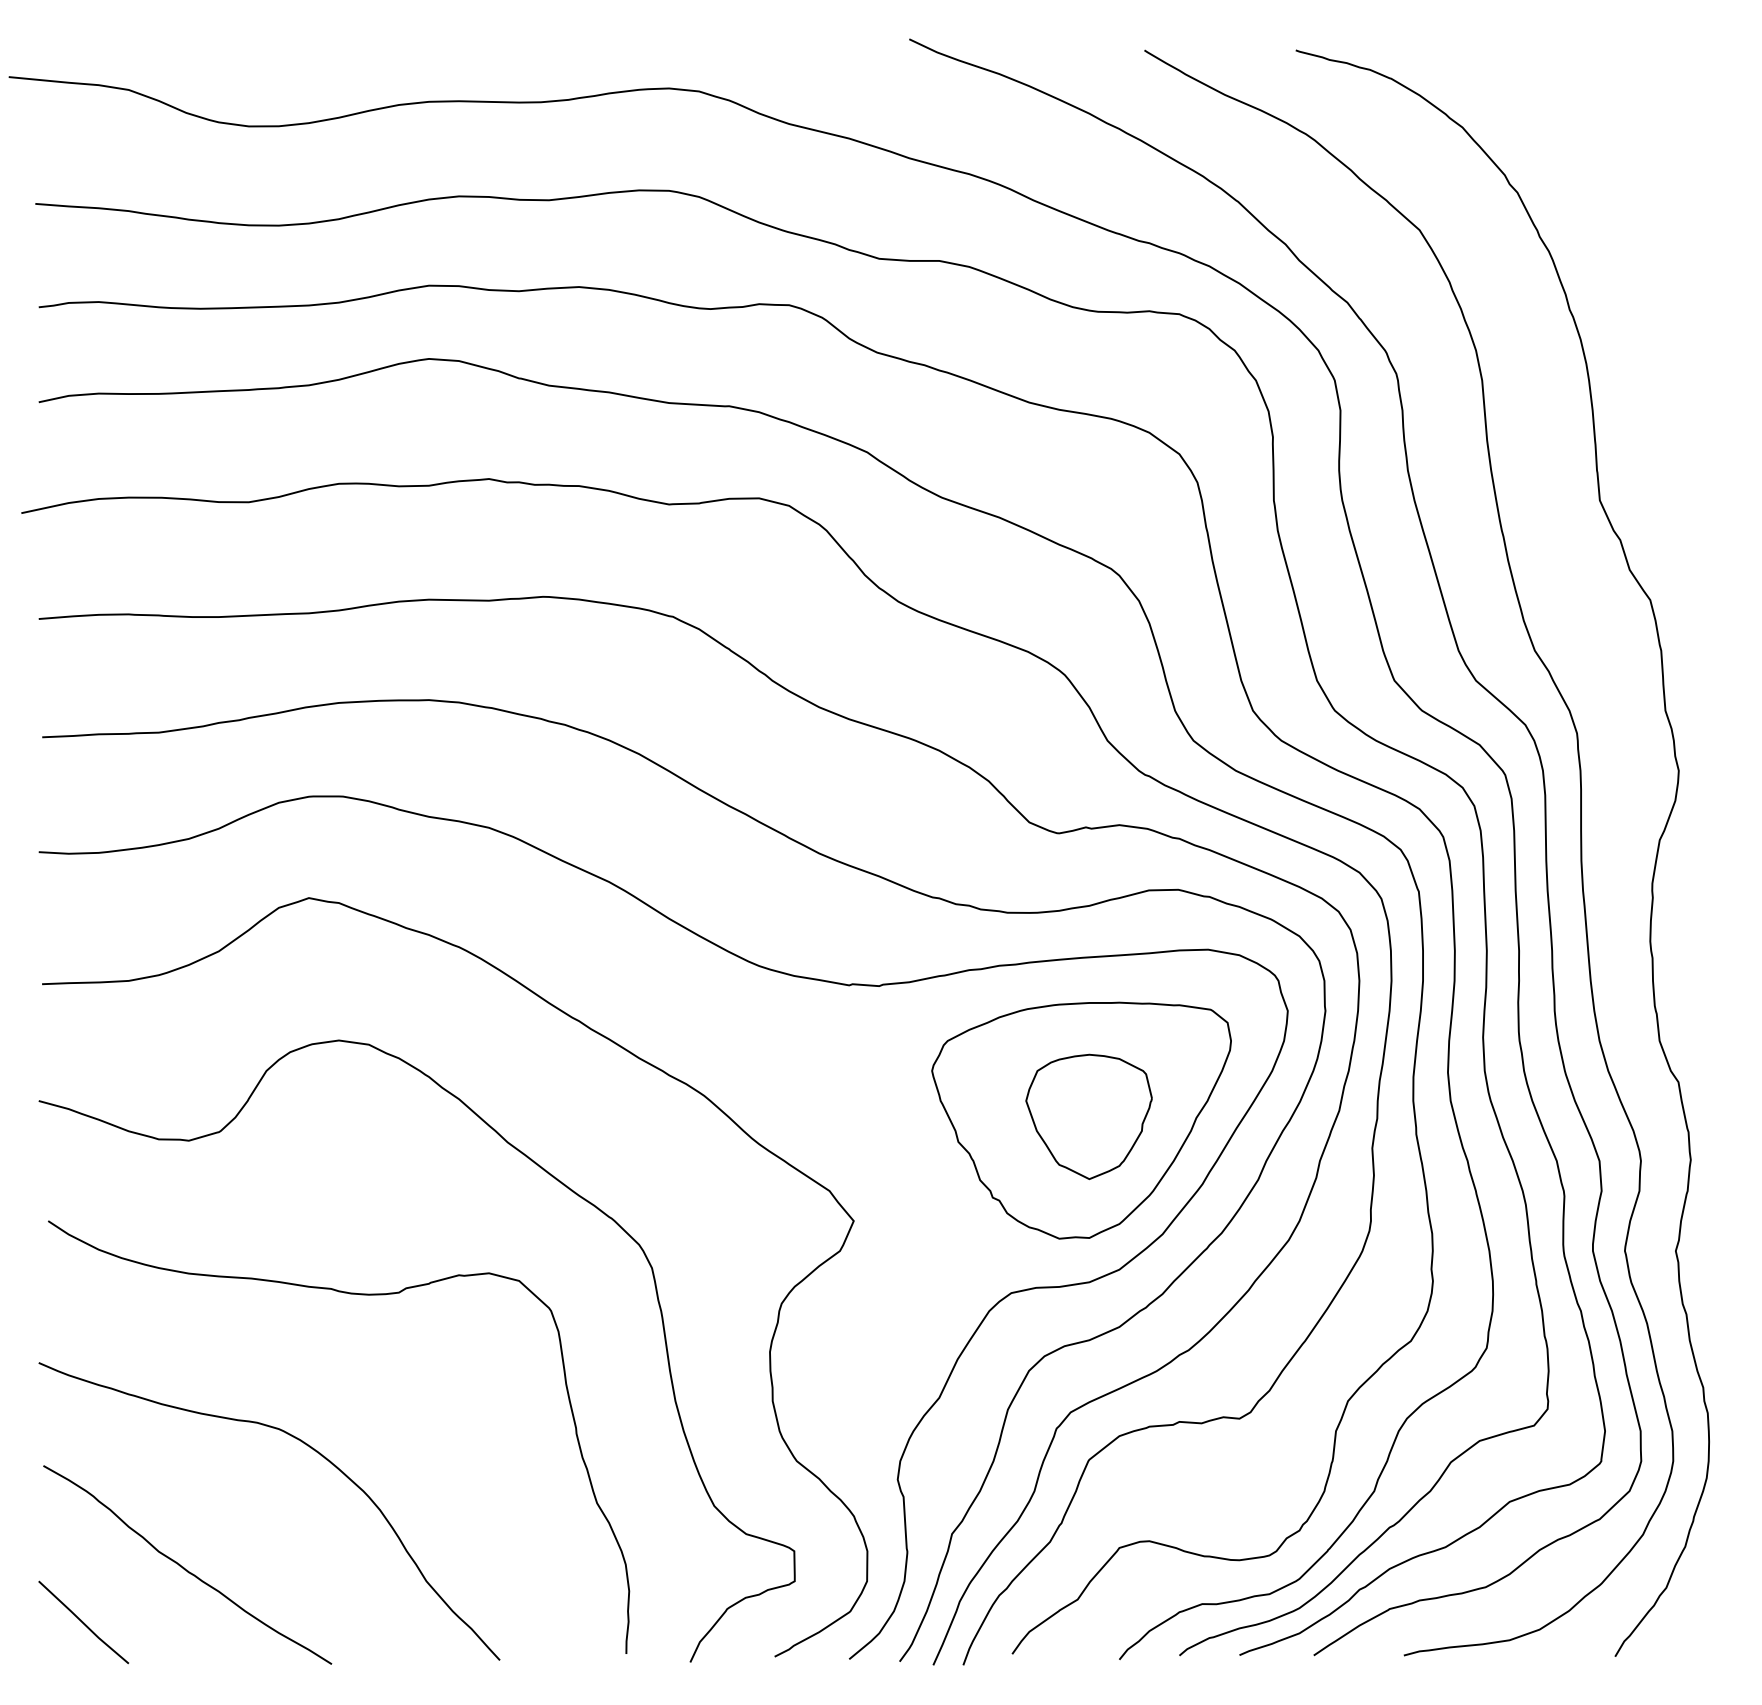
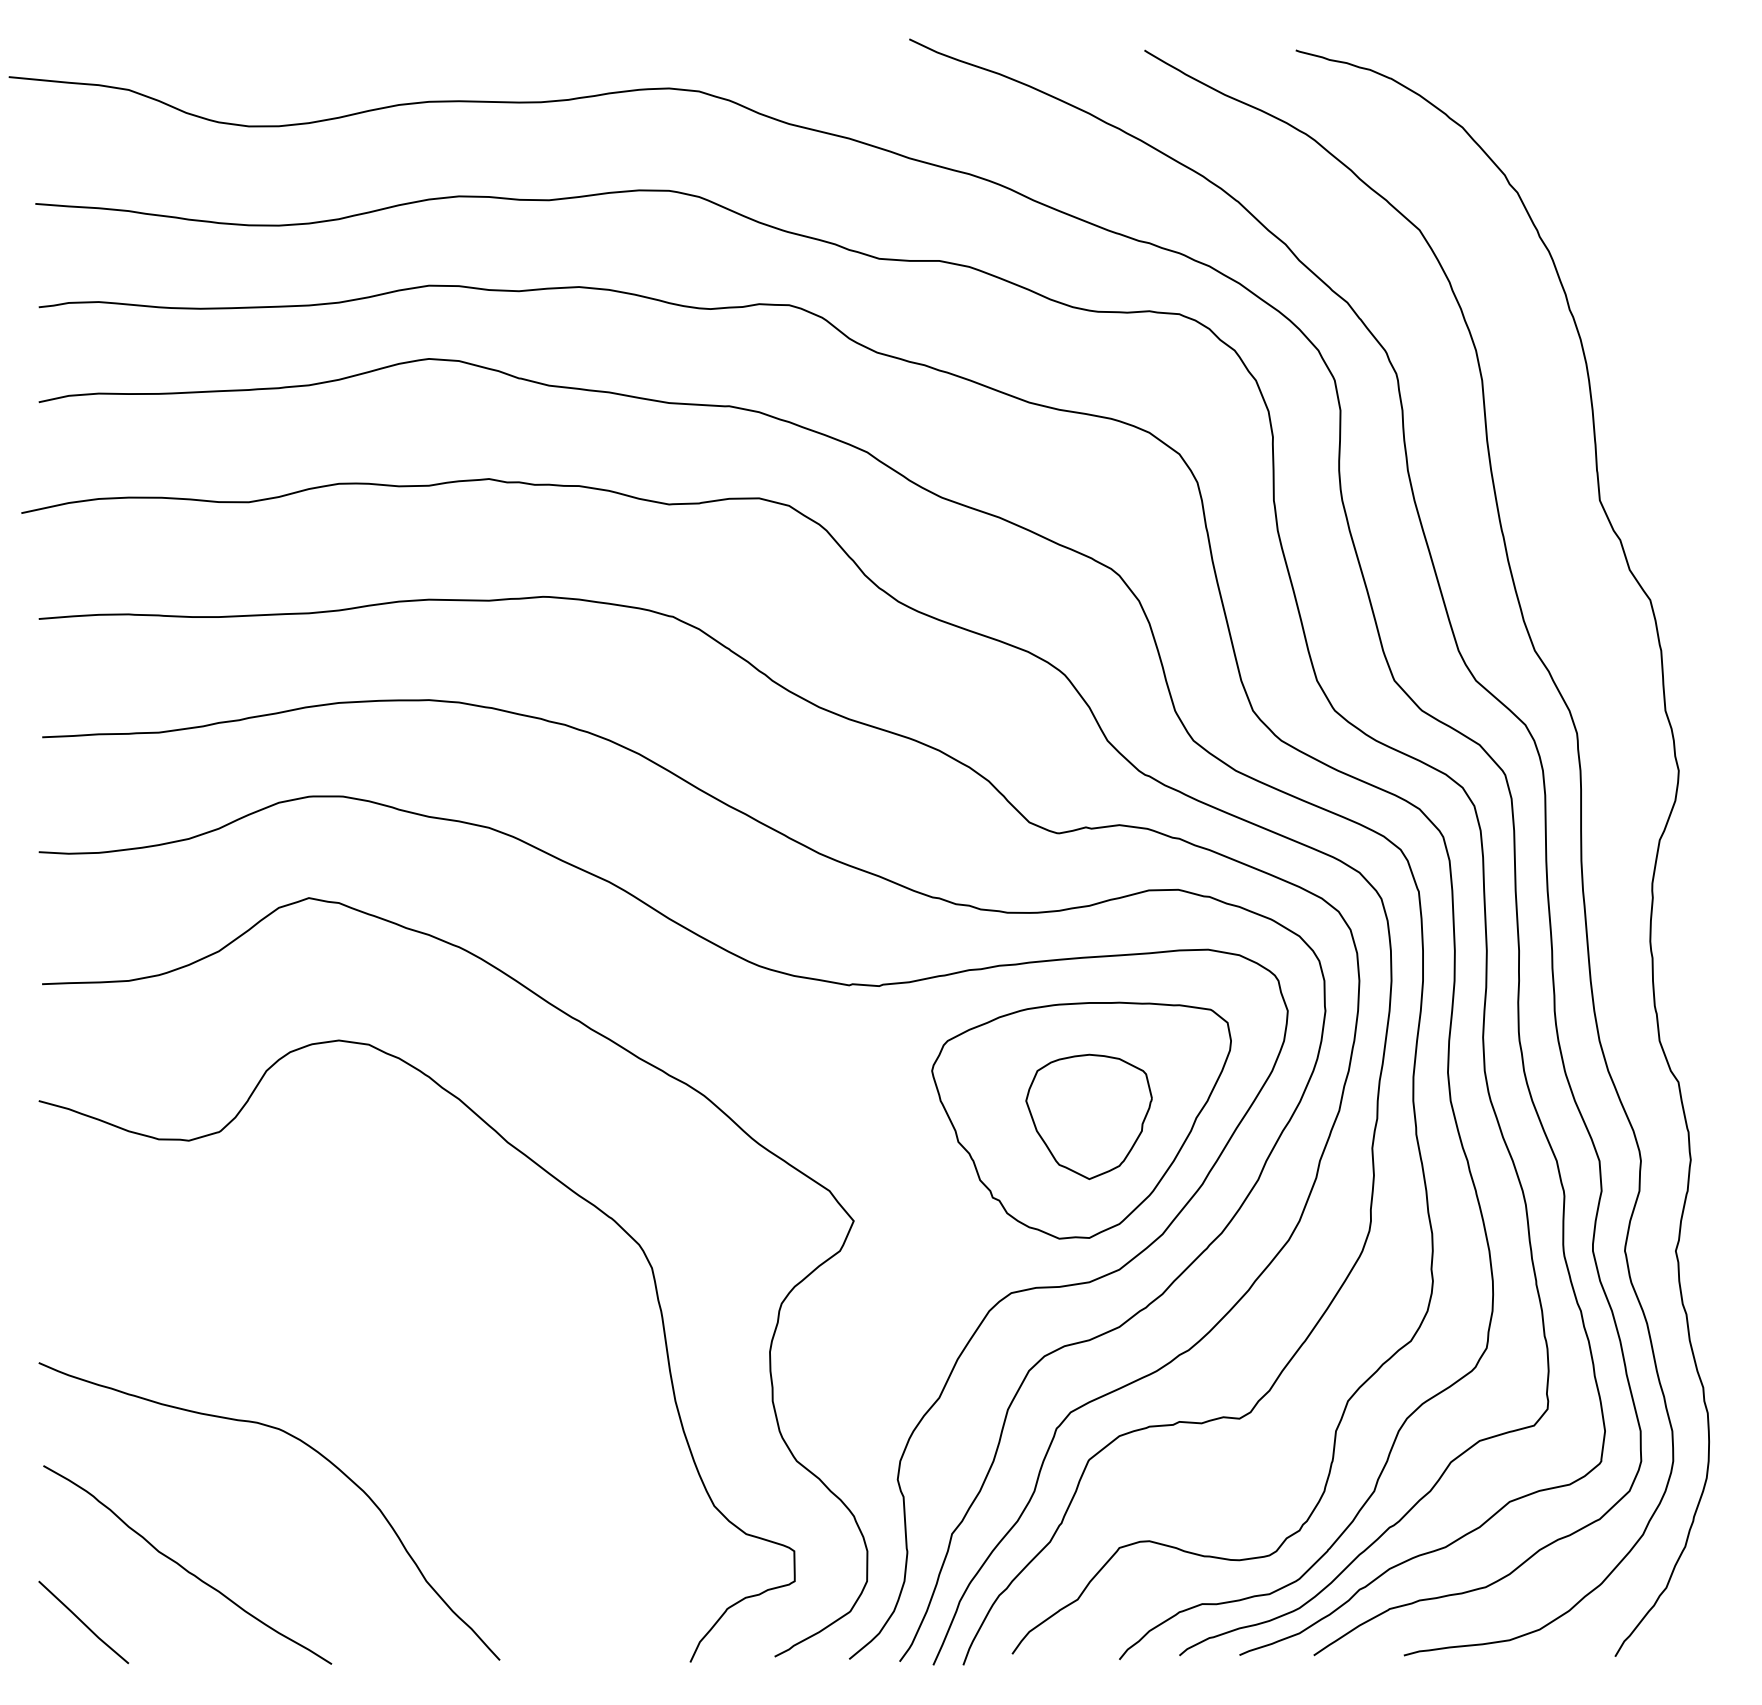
curve: present -> none (349, 1294)
